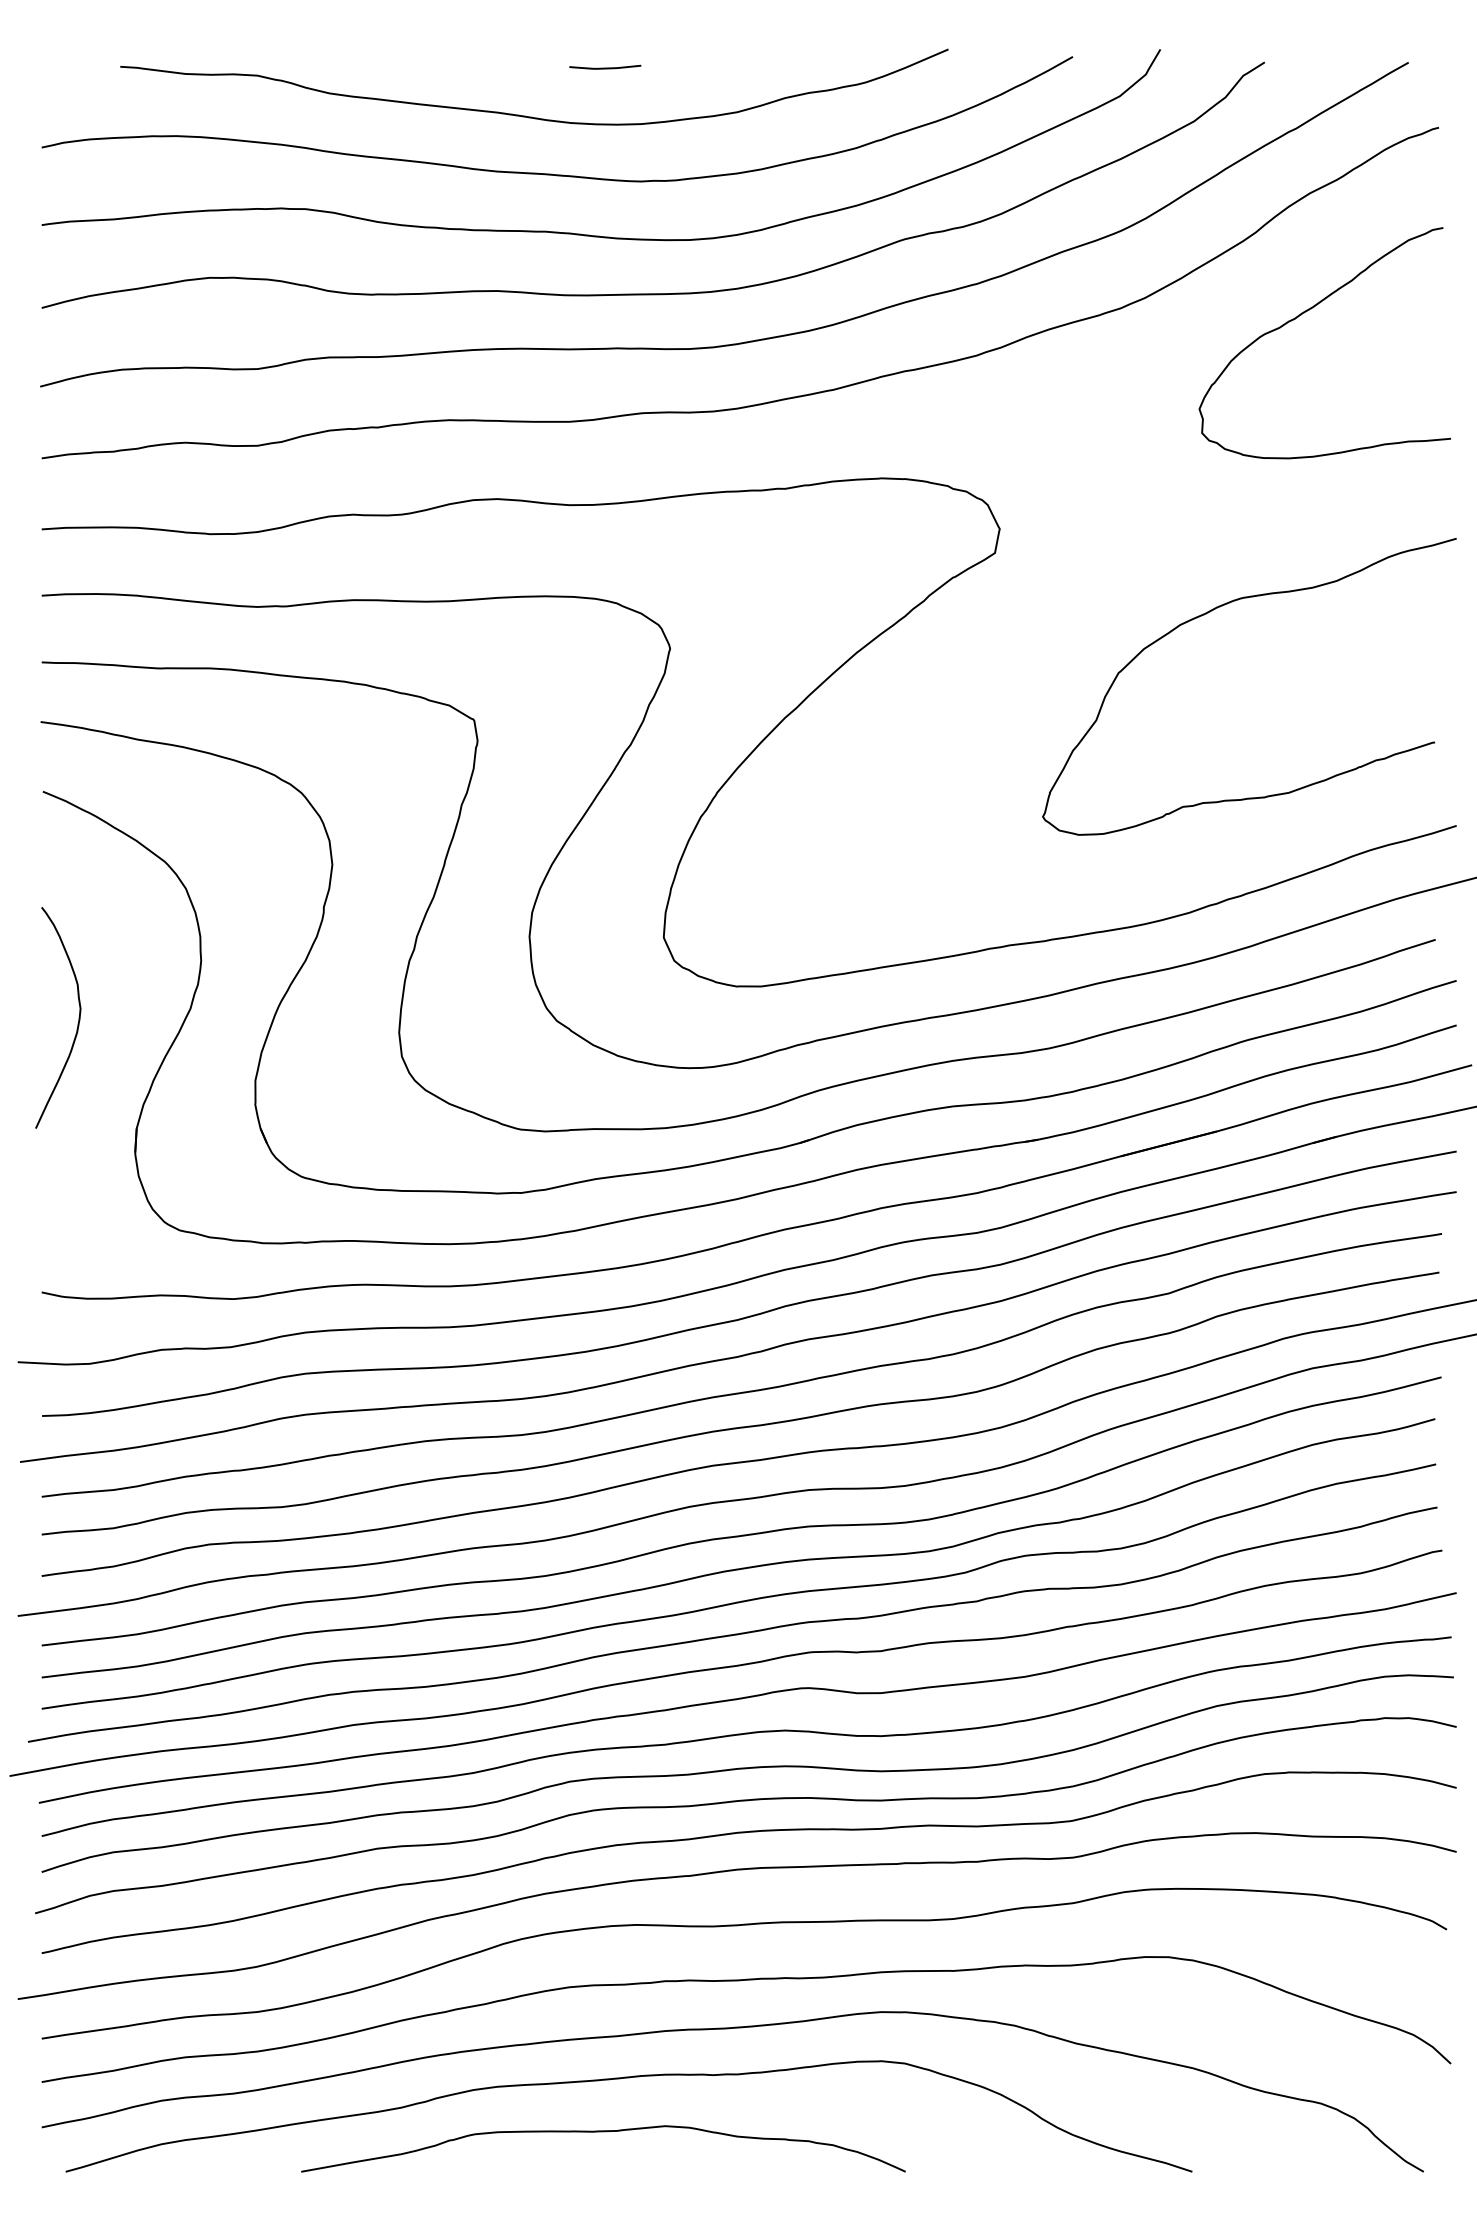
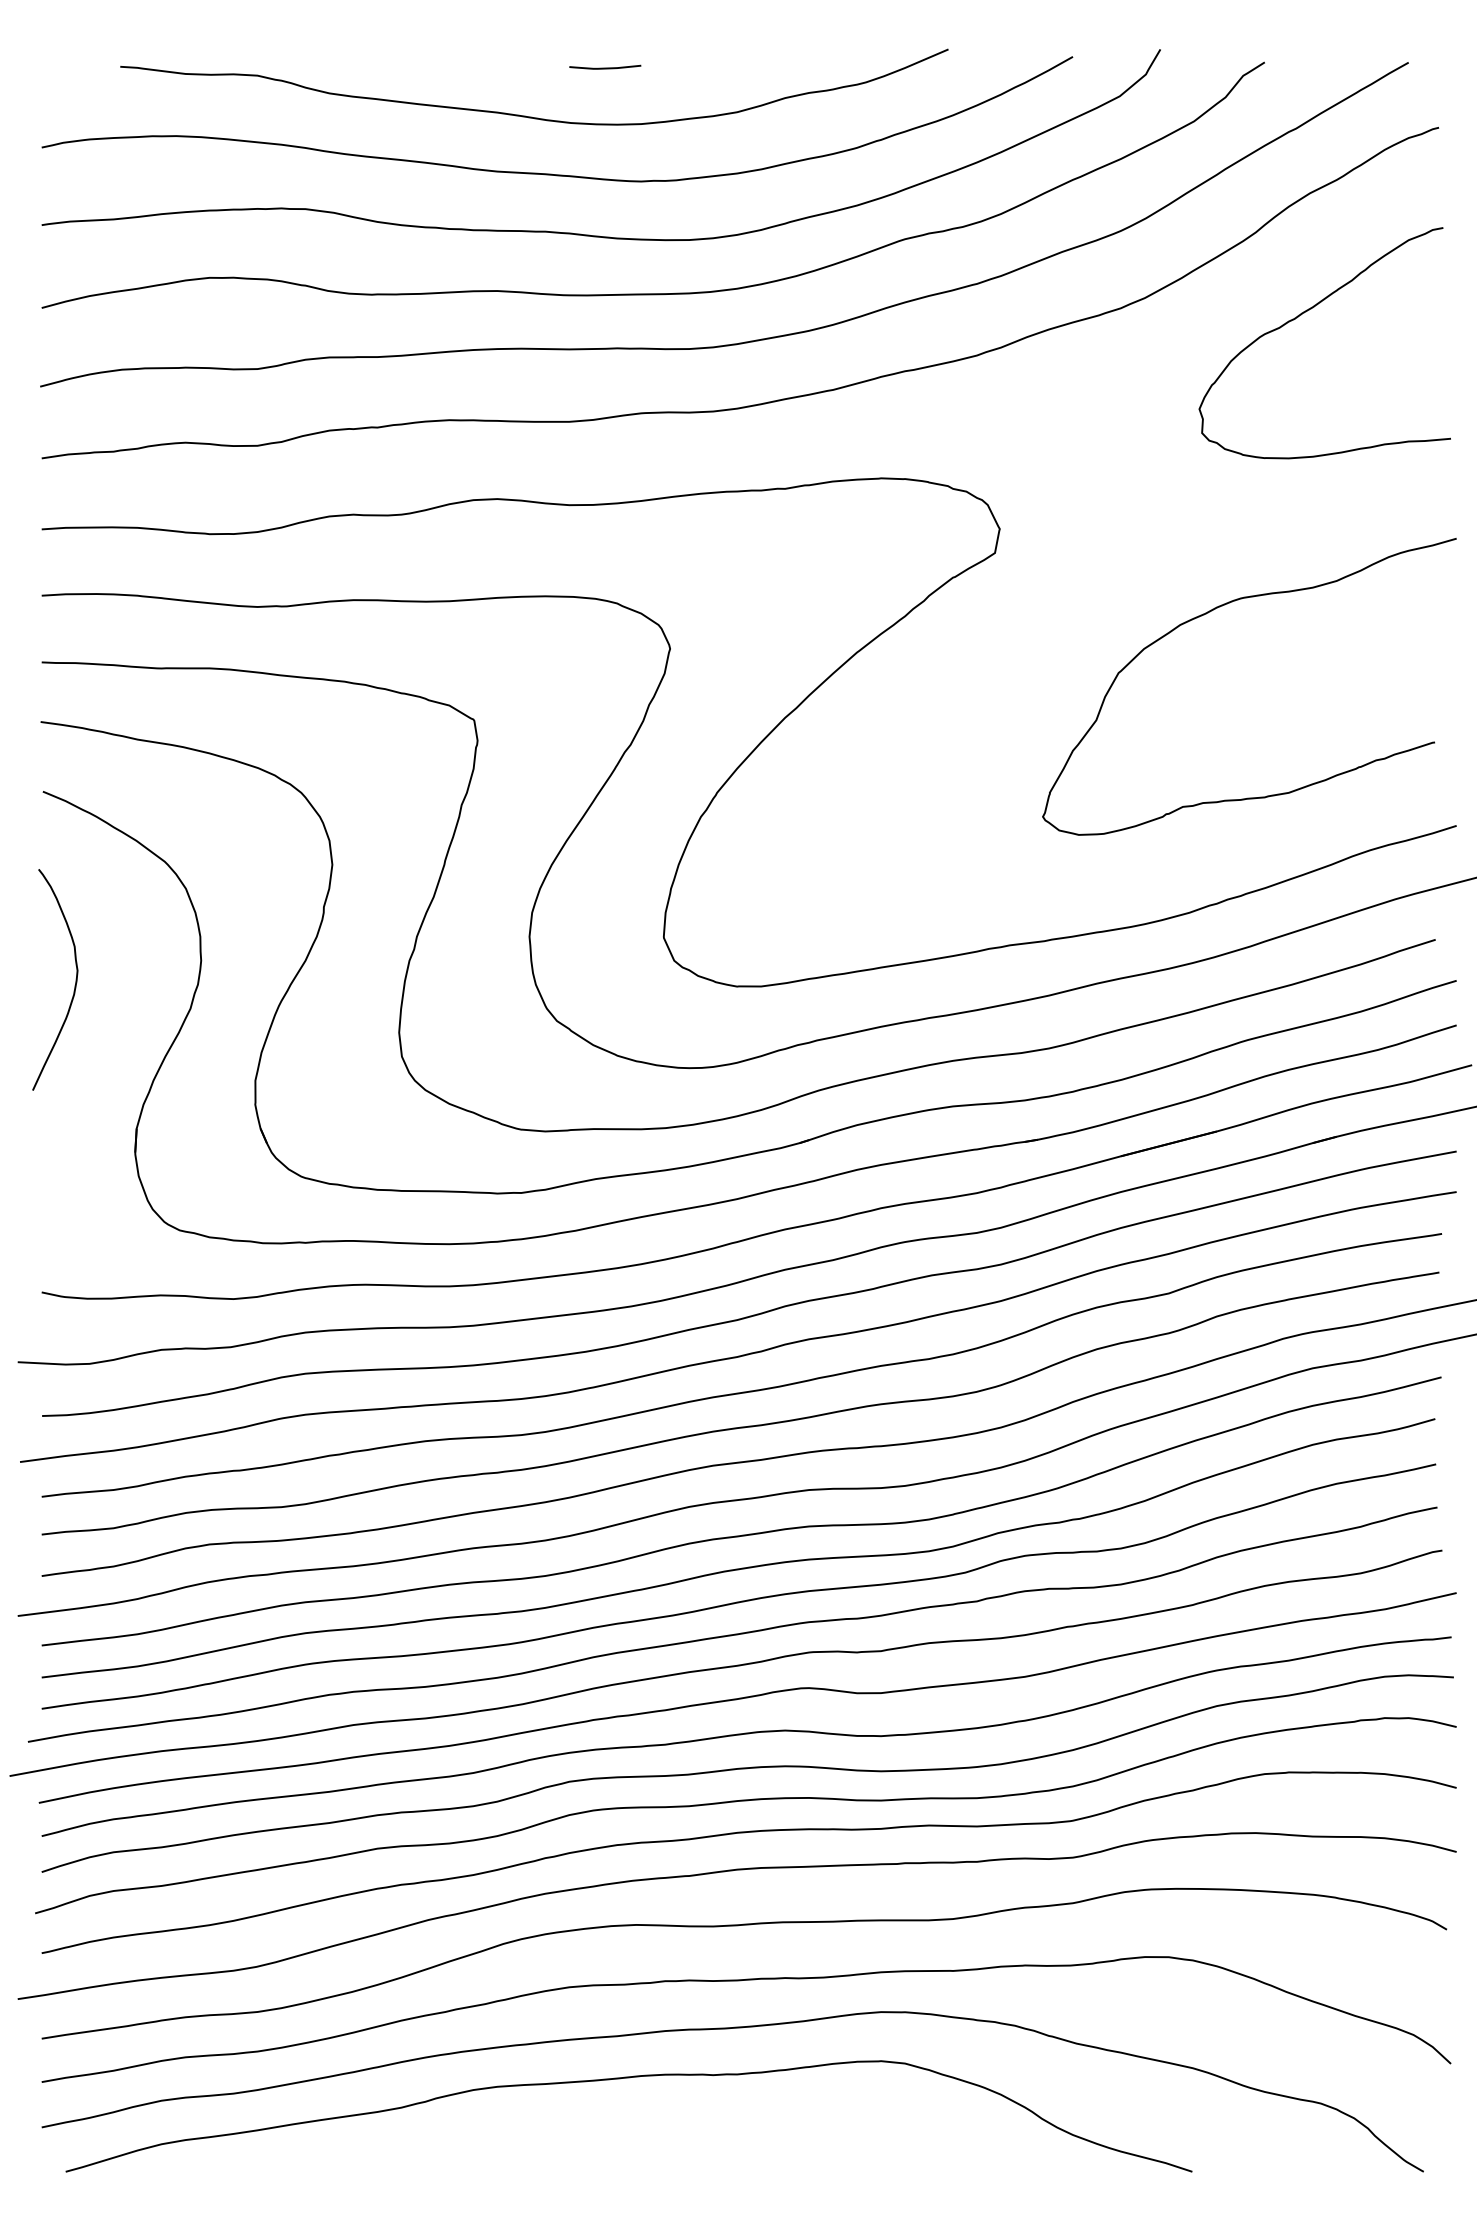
curve position: (77, 1023) -> (74, 985) (74, 985)
curve: present -> none (603, 2132)
